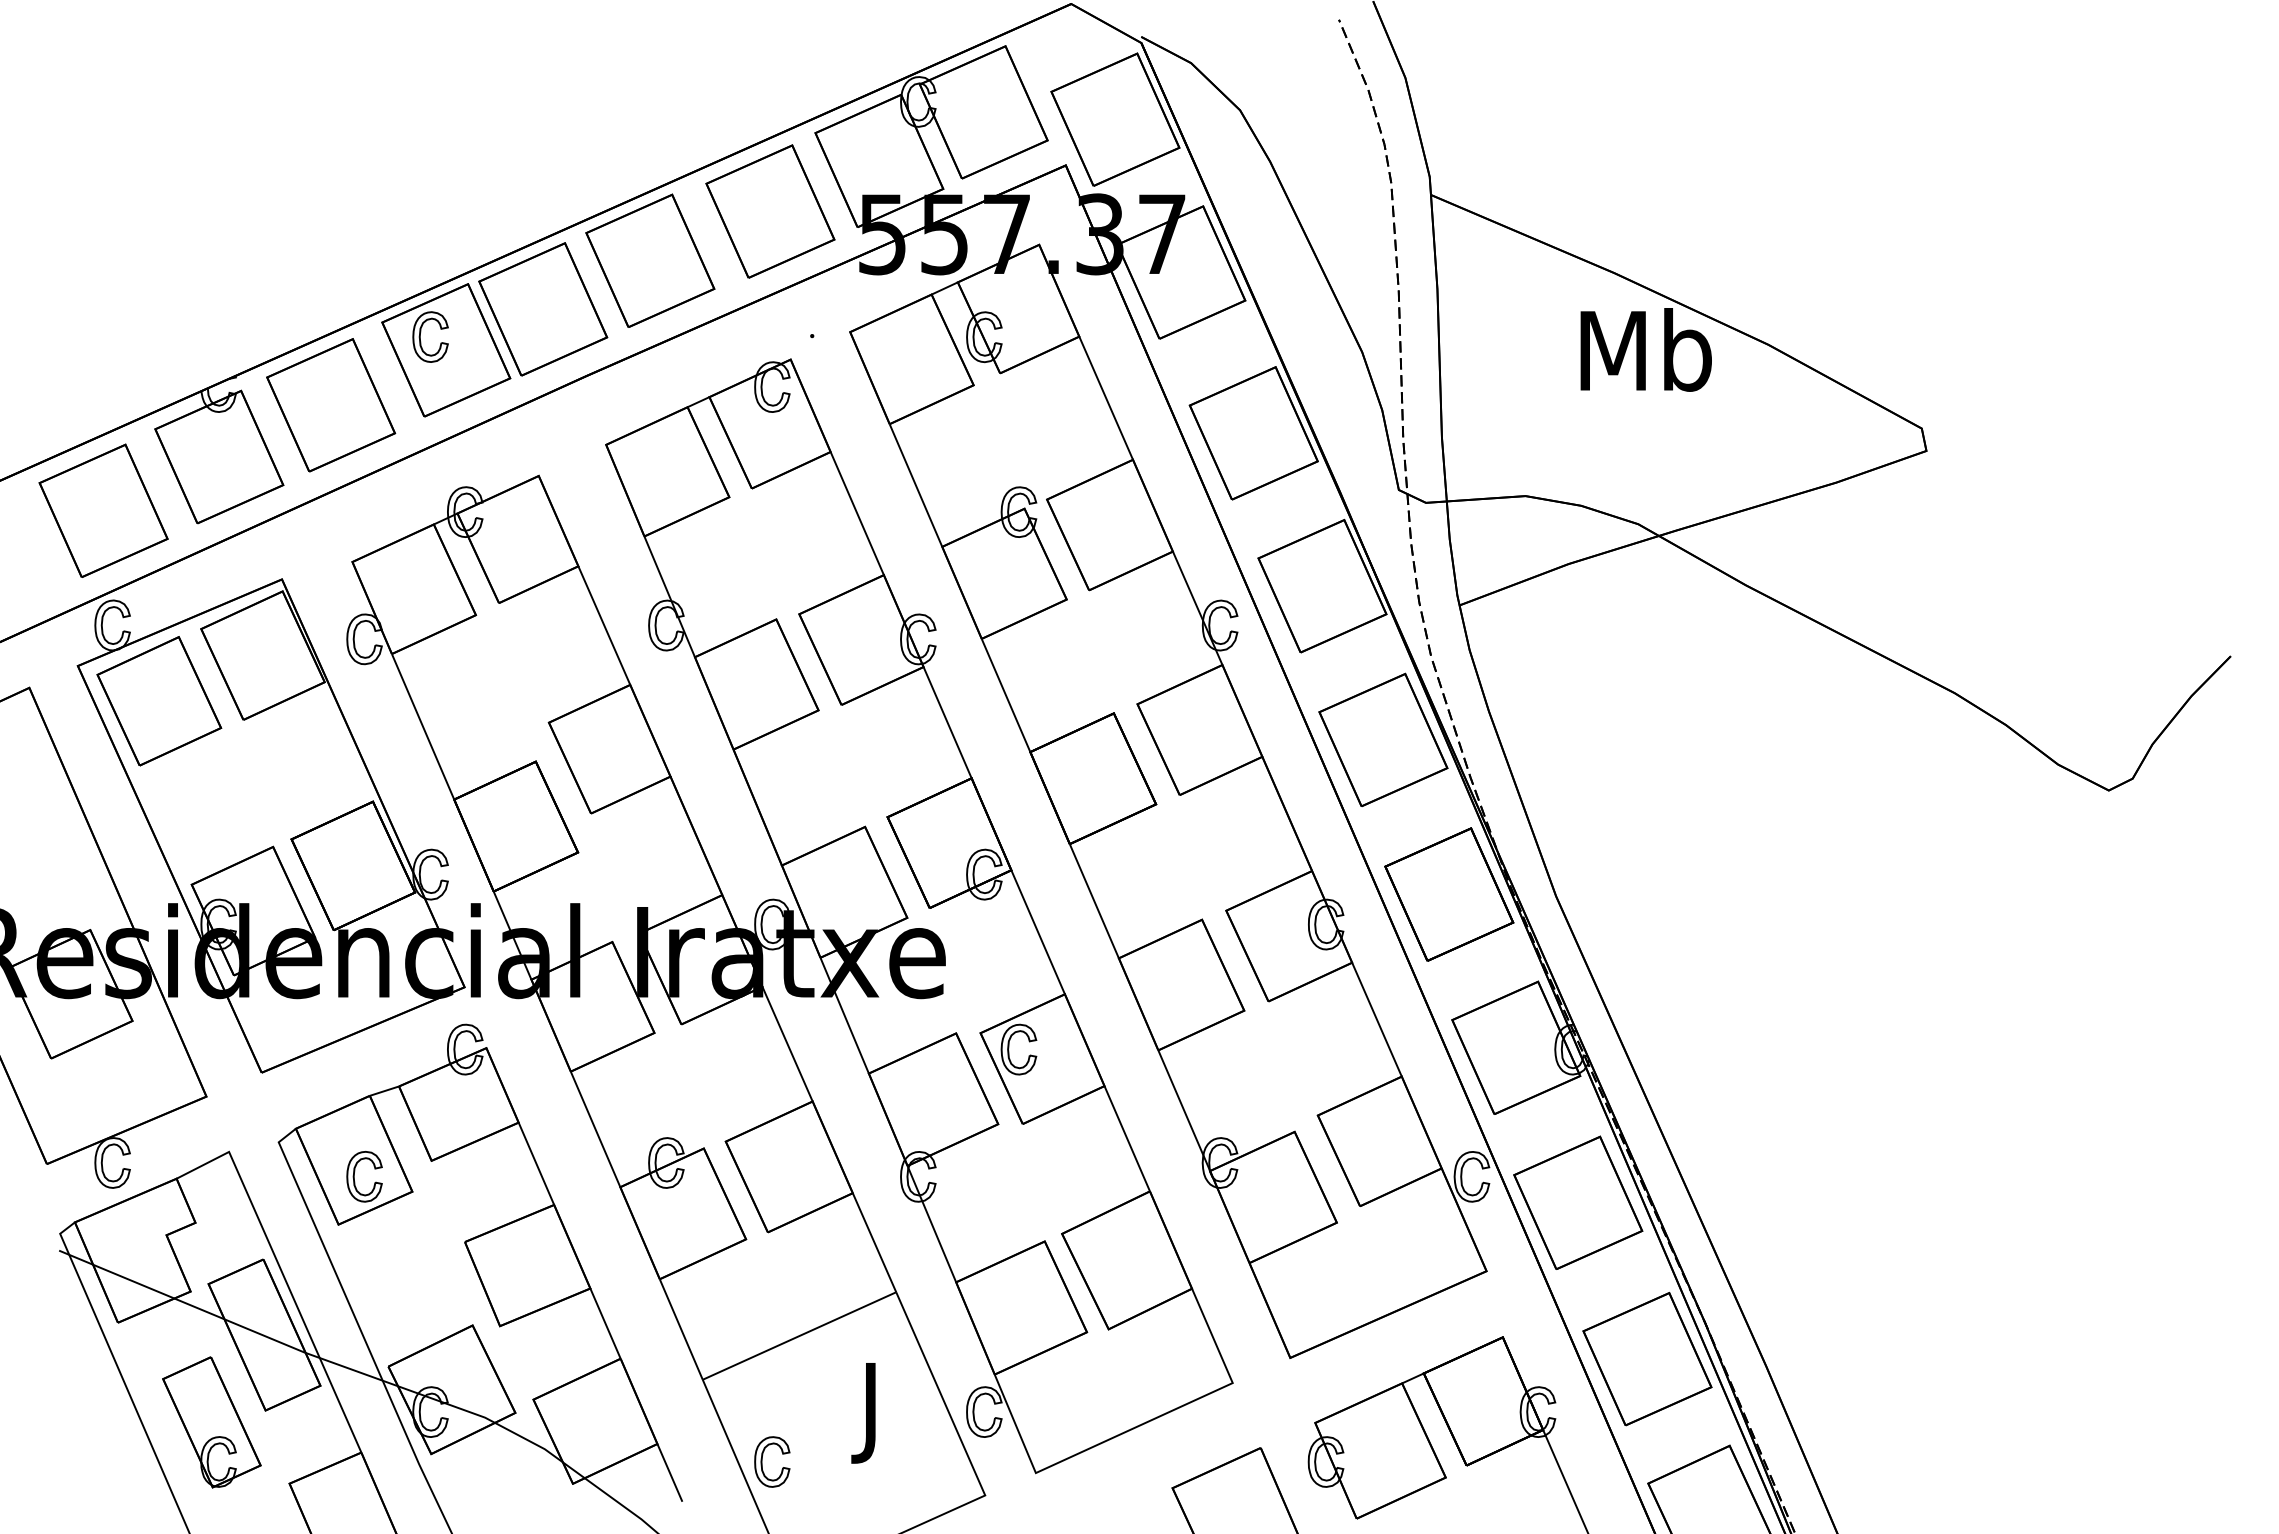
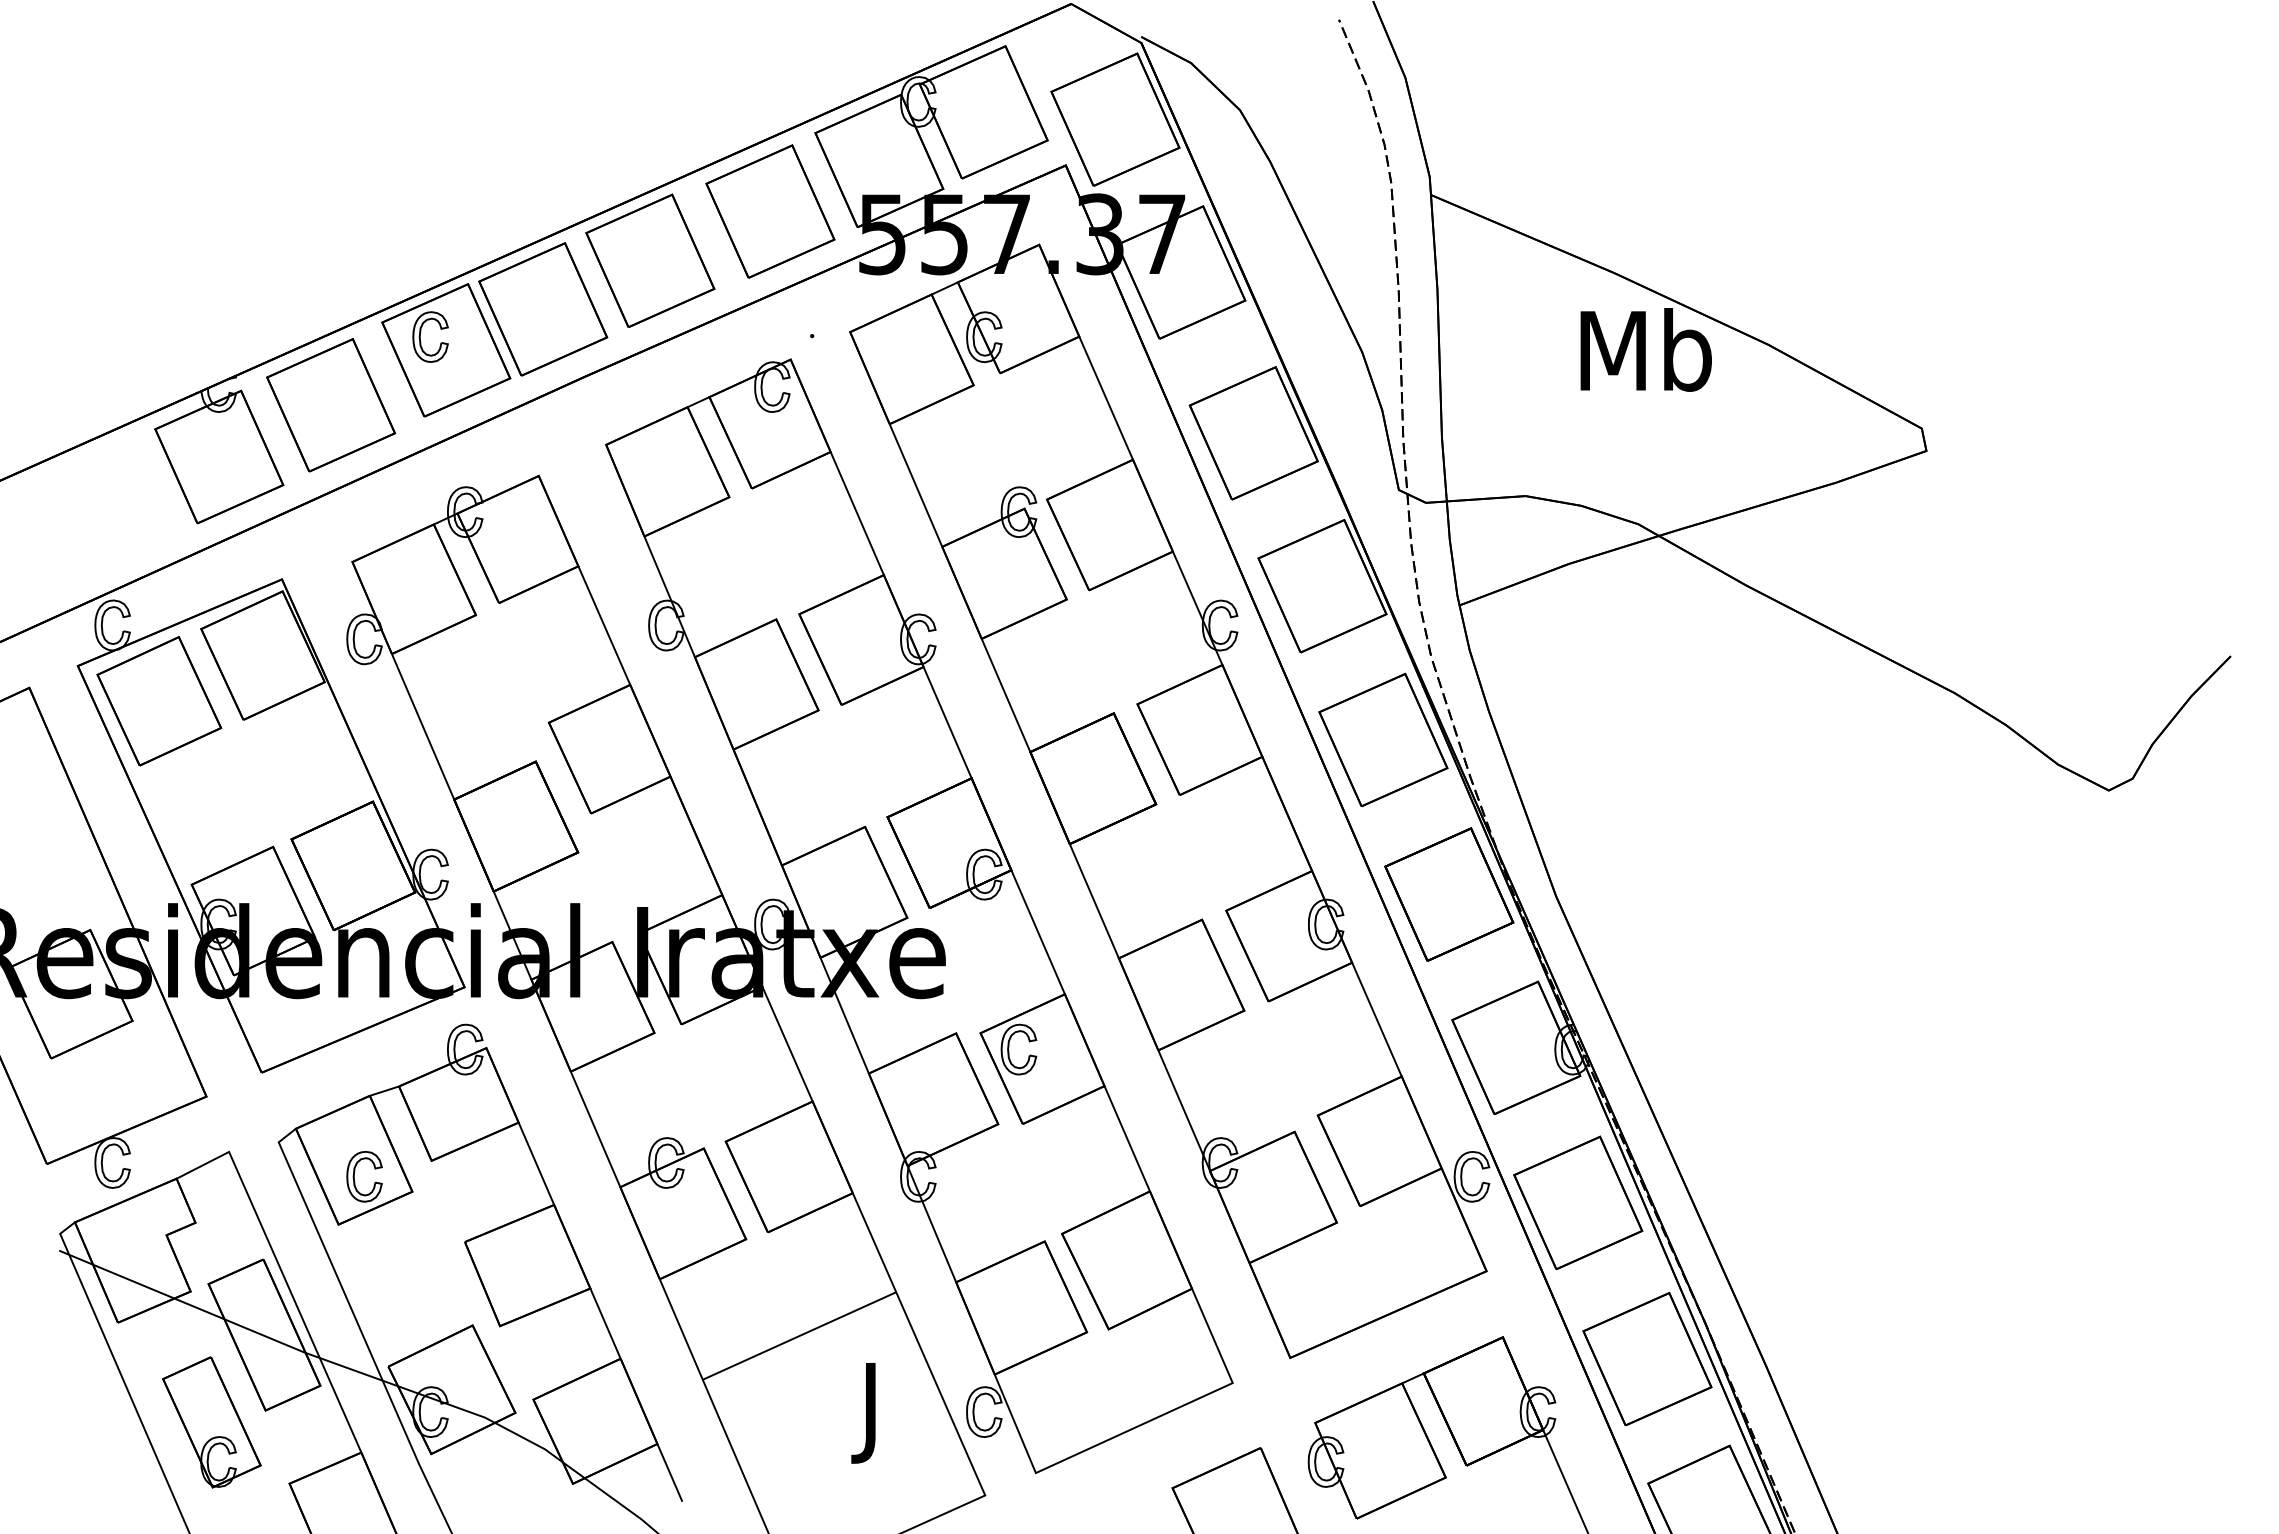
part: present -> none (103, 510)
part: present -> none (762, 1461)
